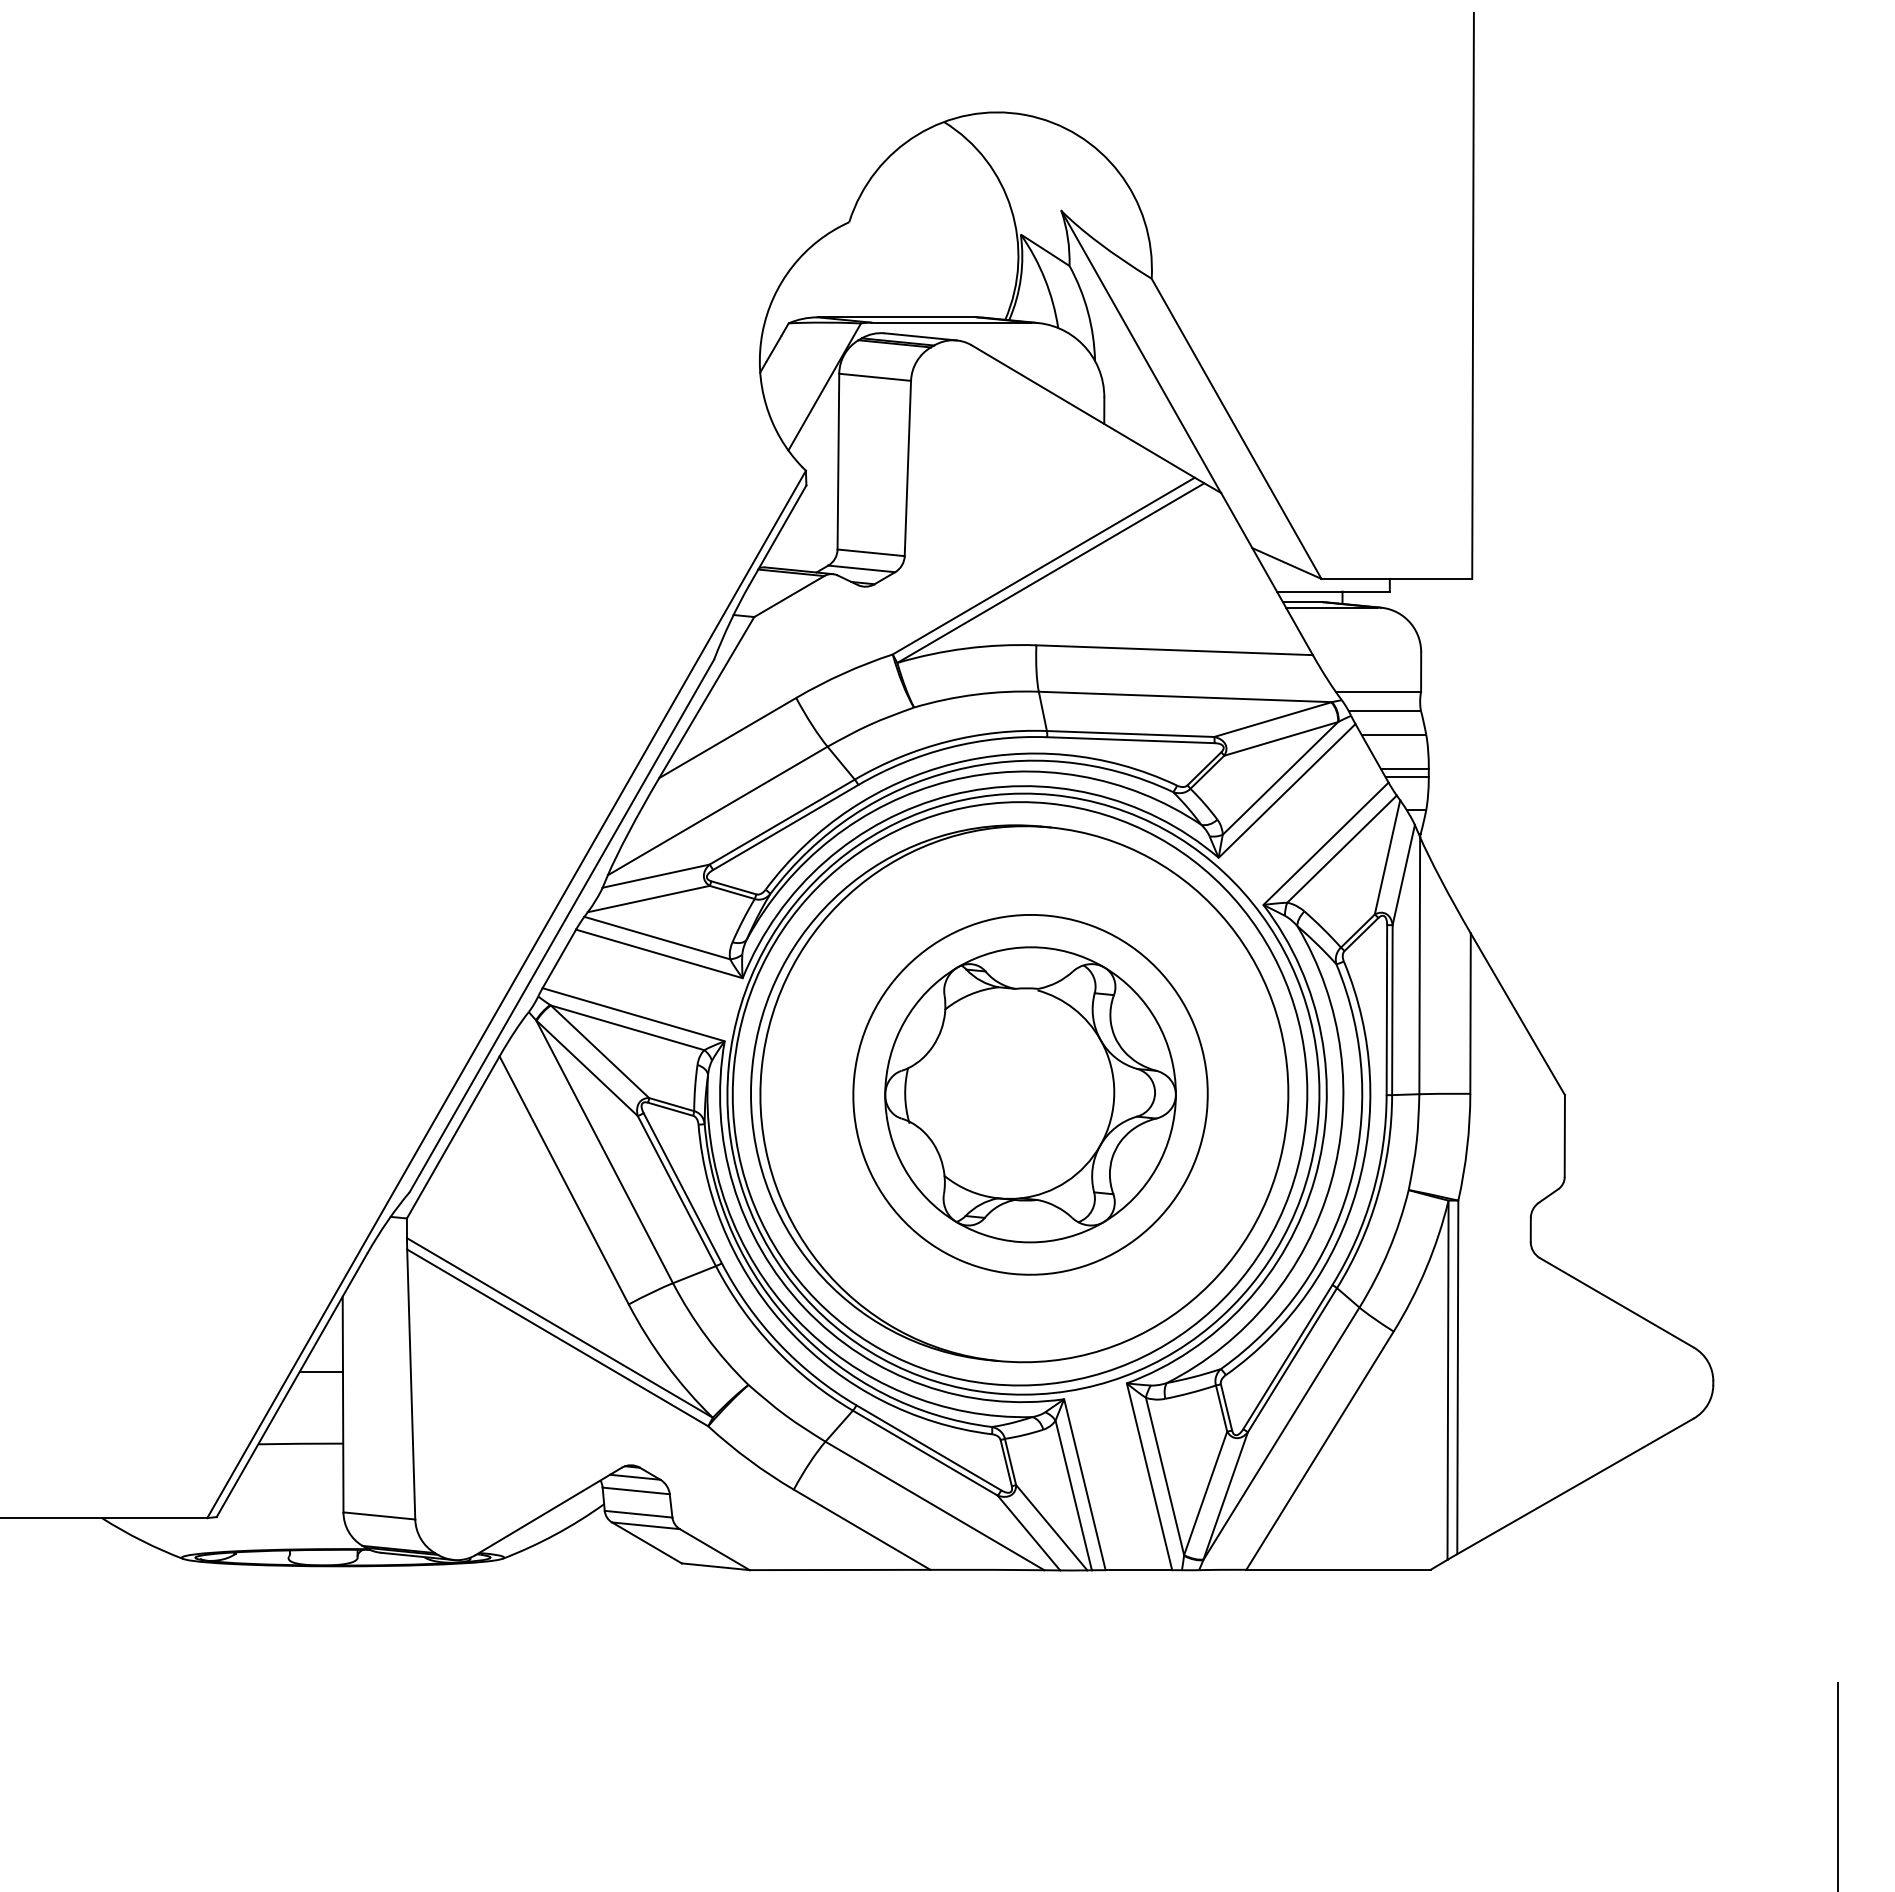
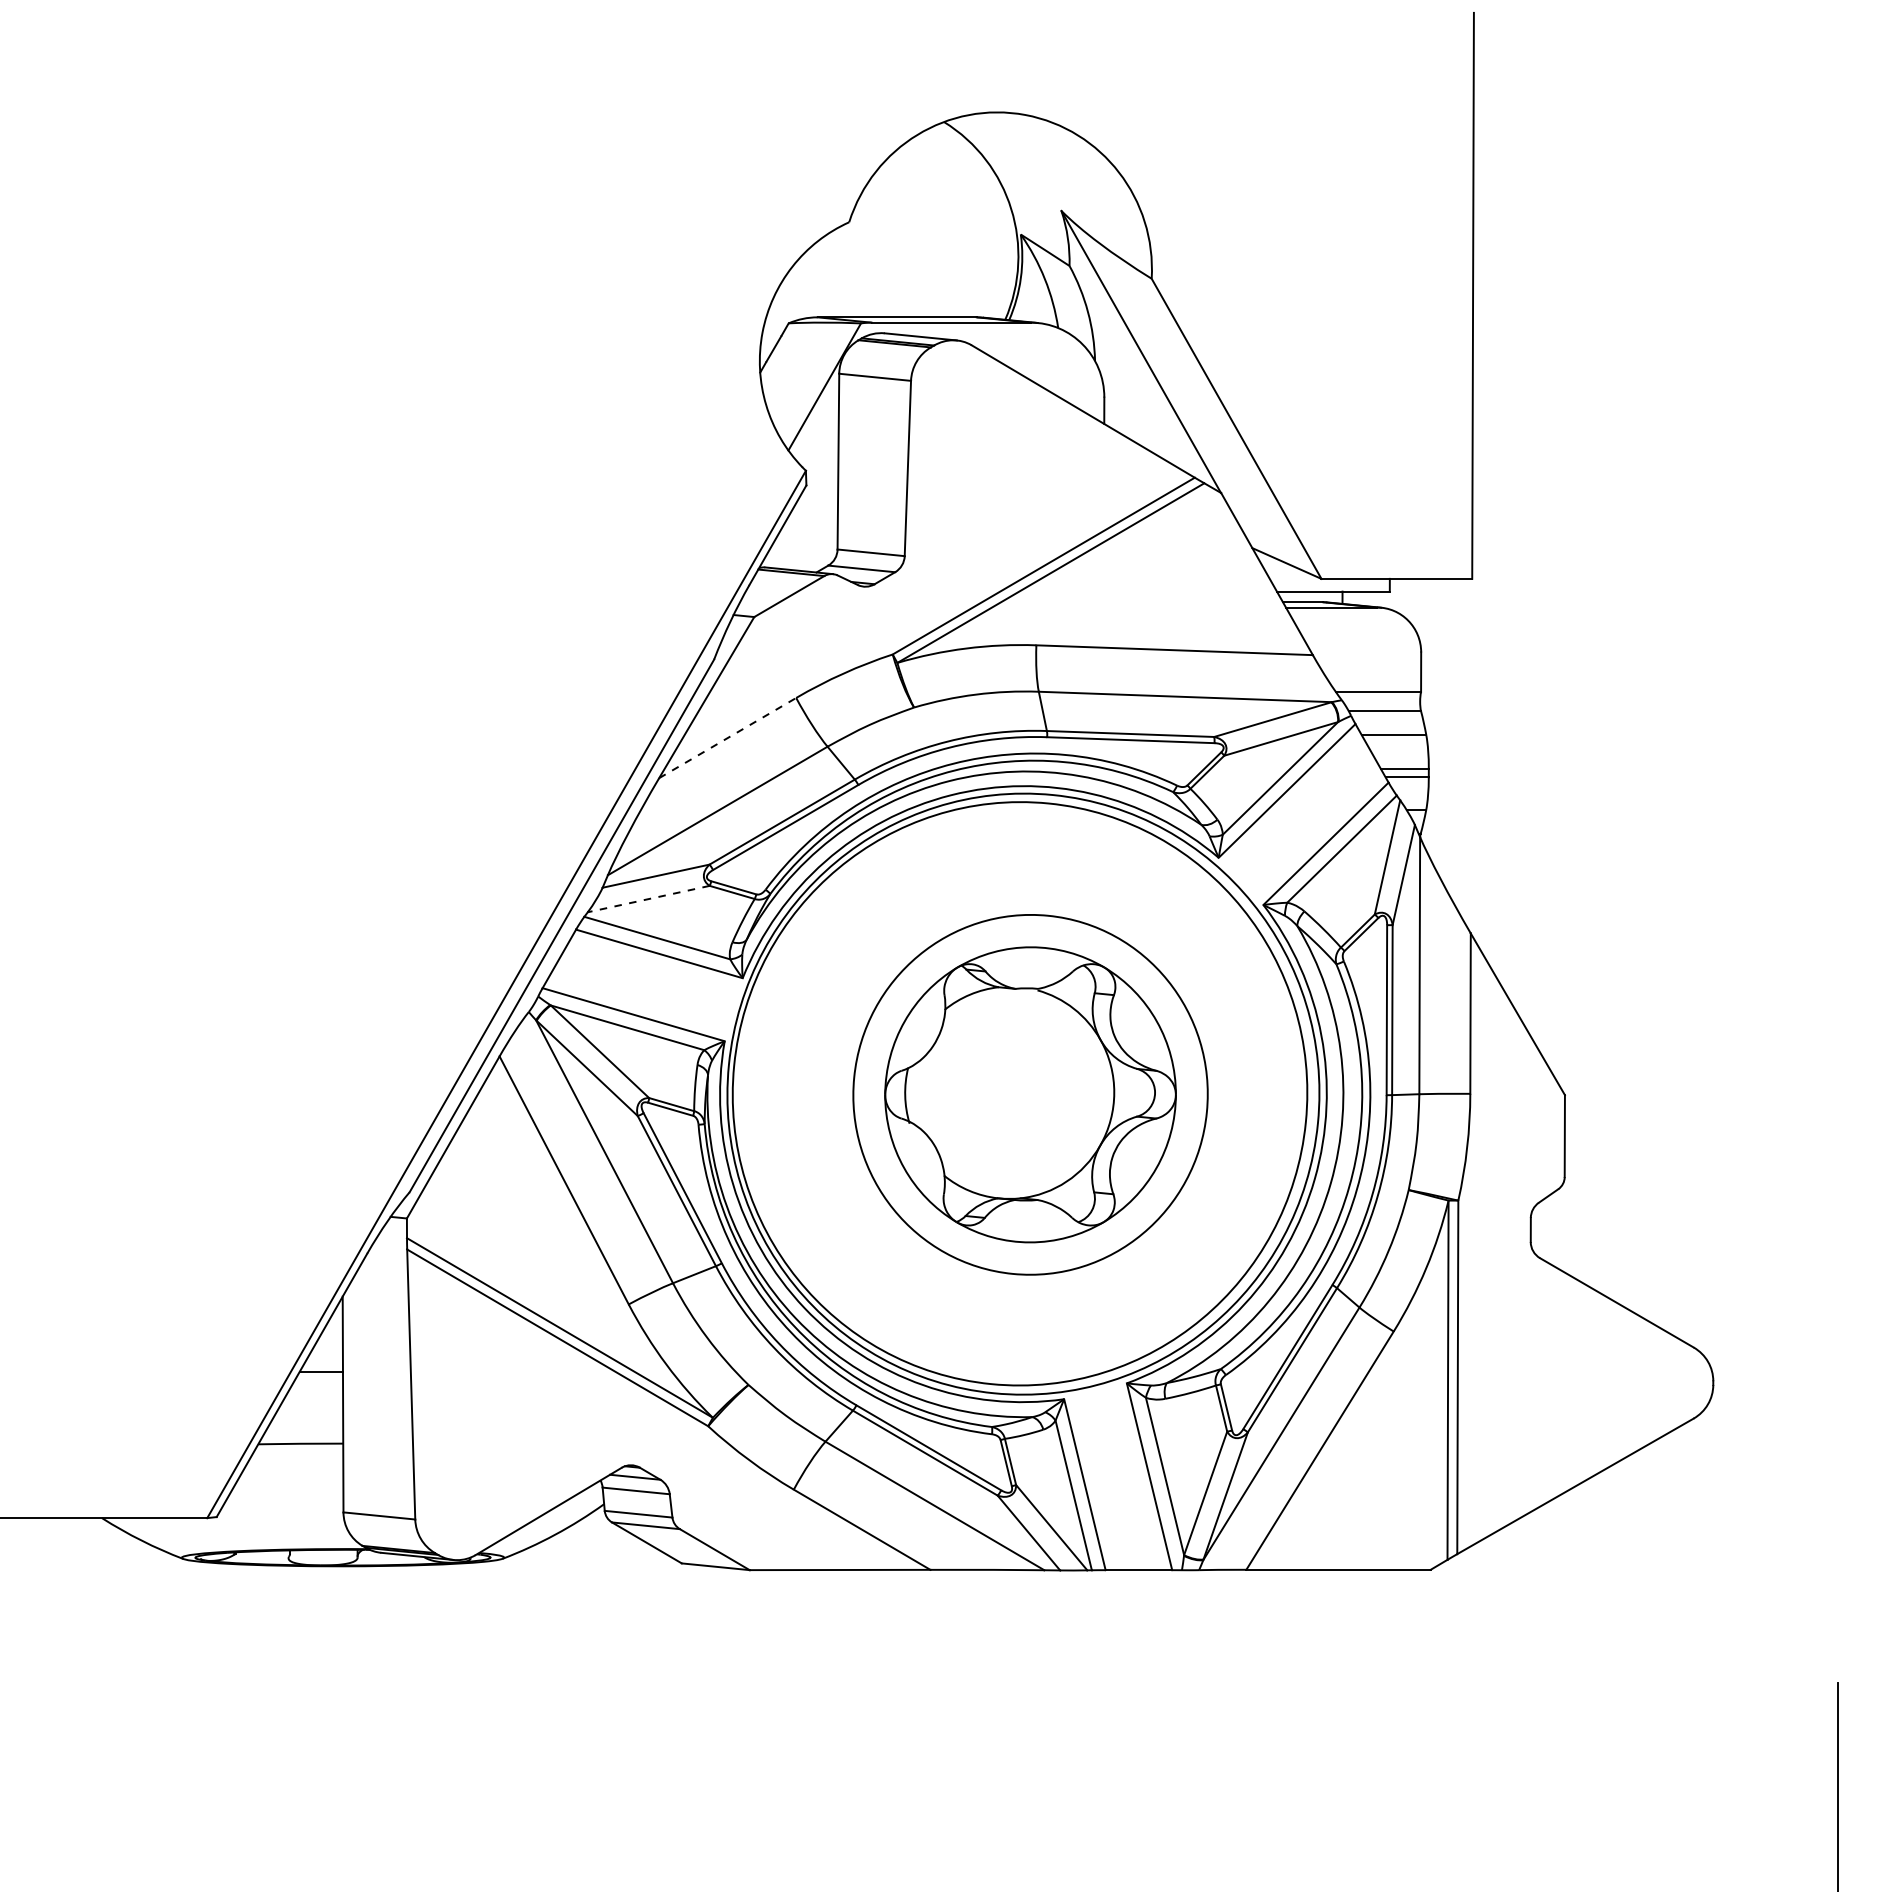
line: solid -> dashed (728, 737)
line: solid -> dashed (648, 899)
part: present -> none (1019, 1093)
